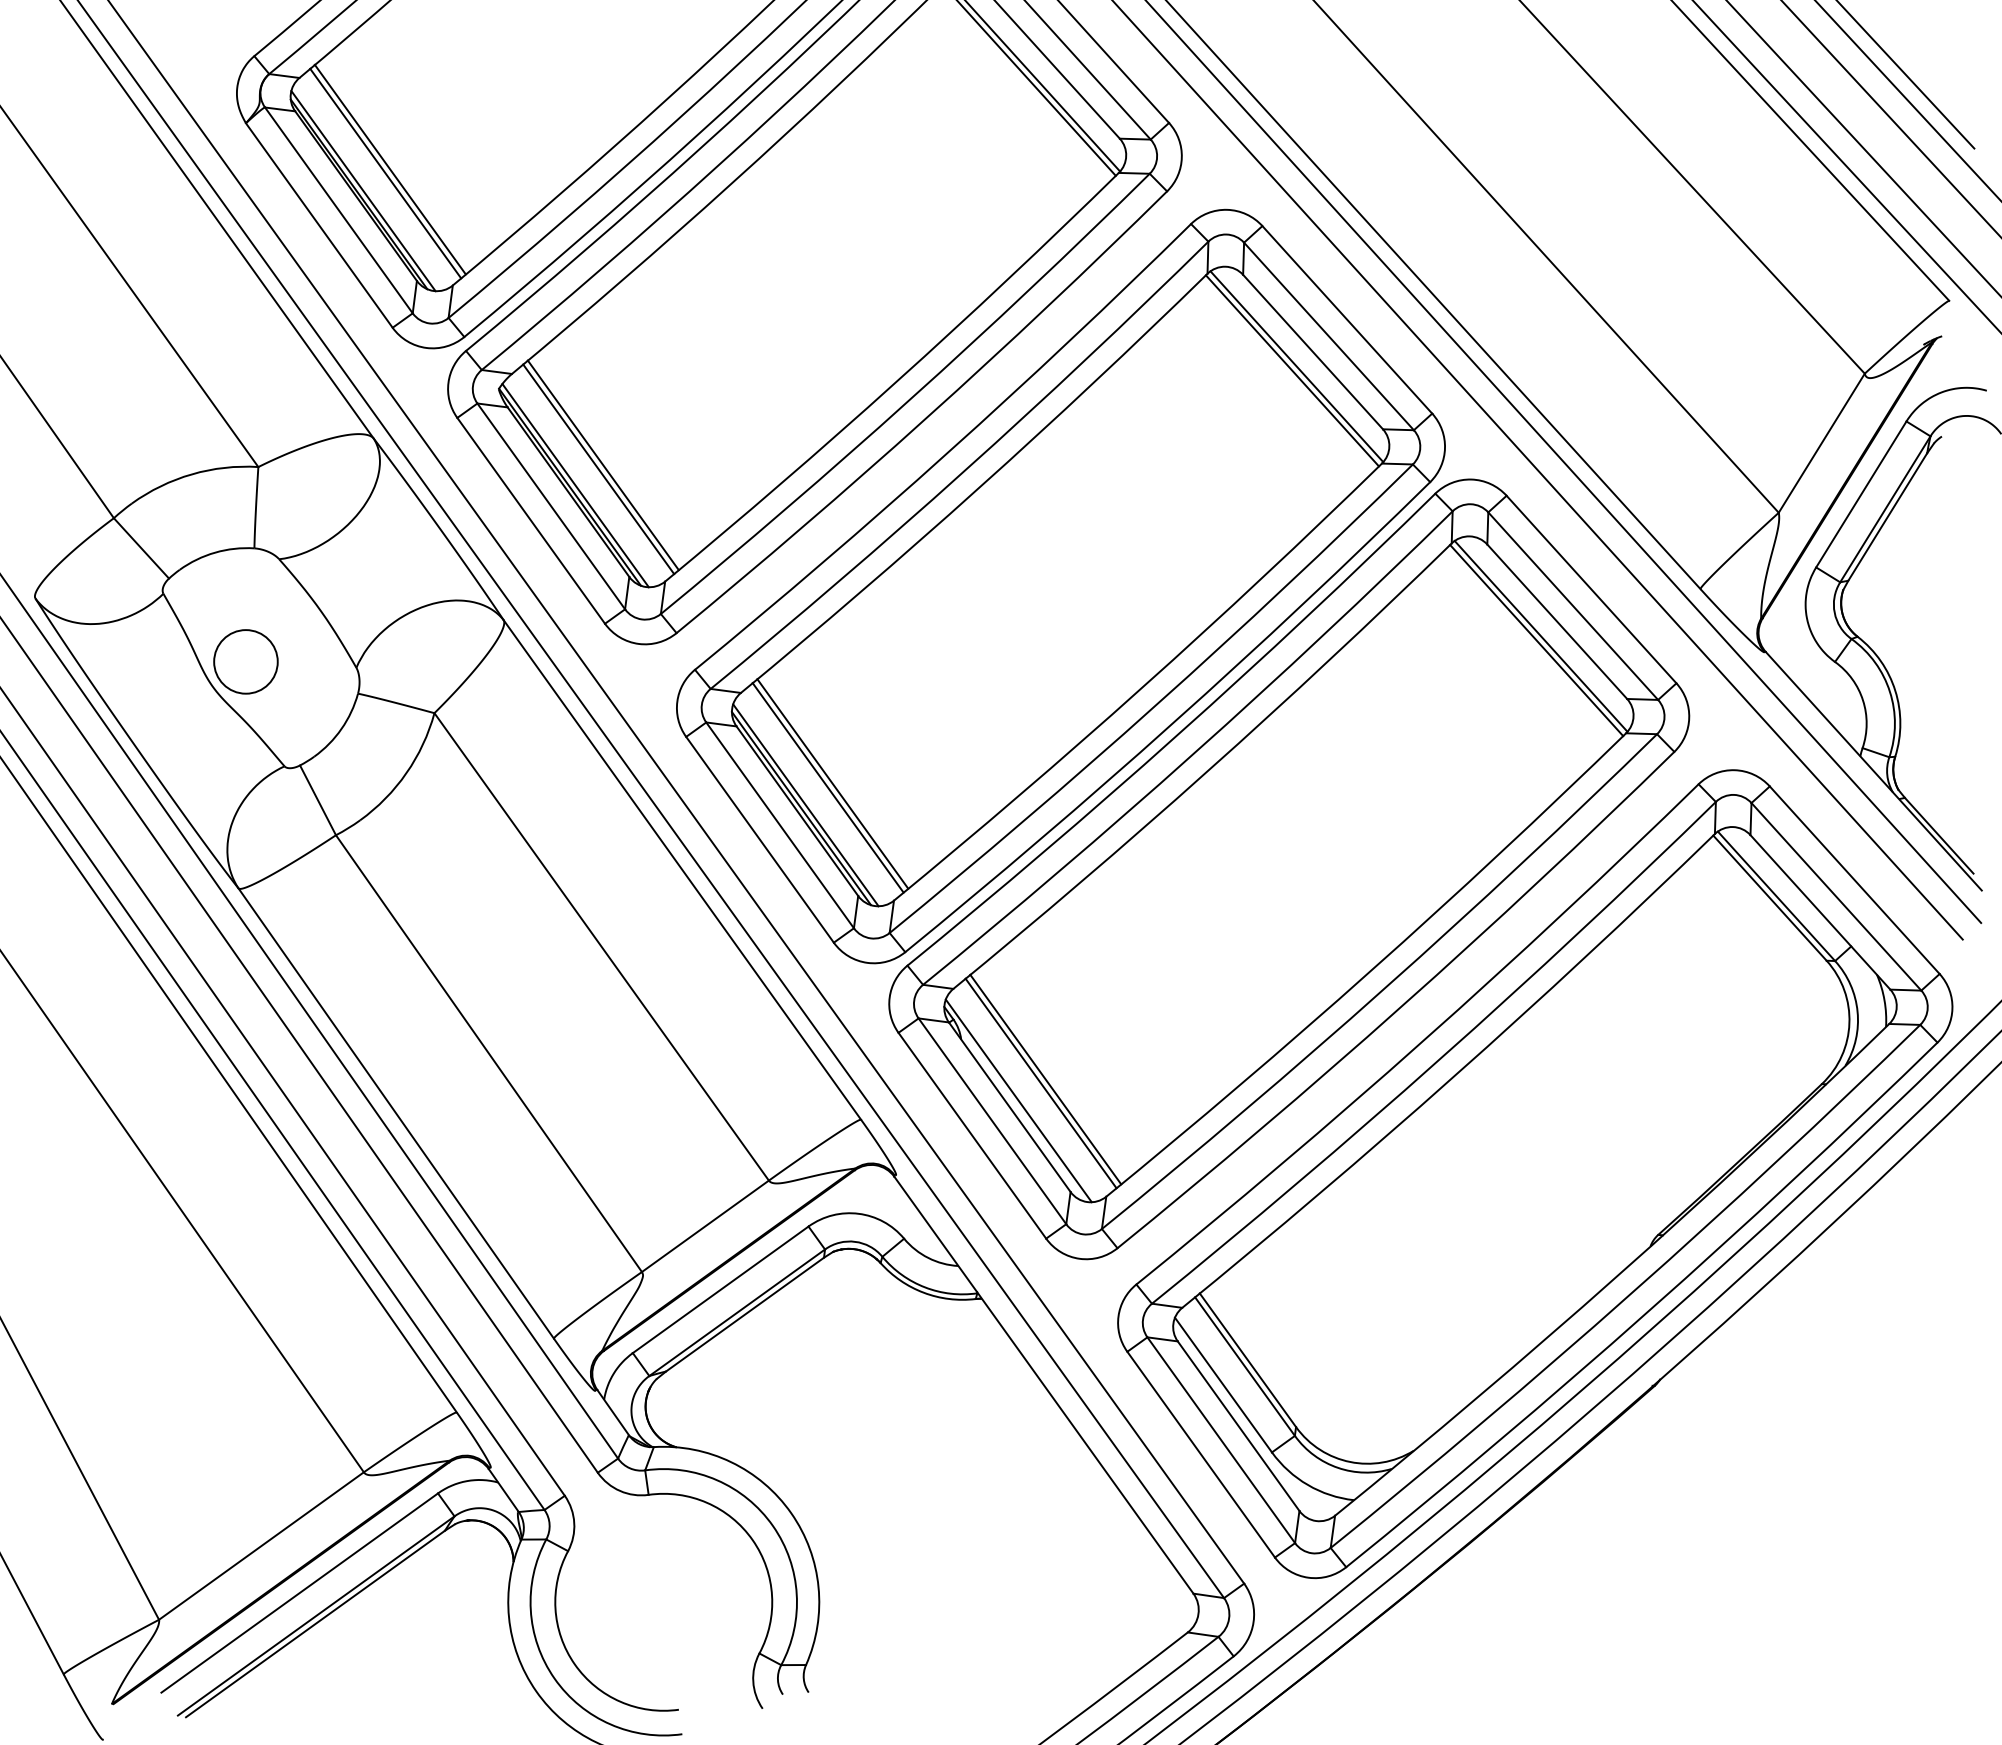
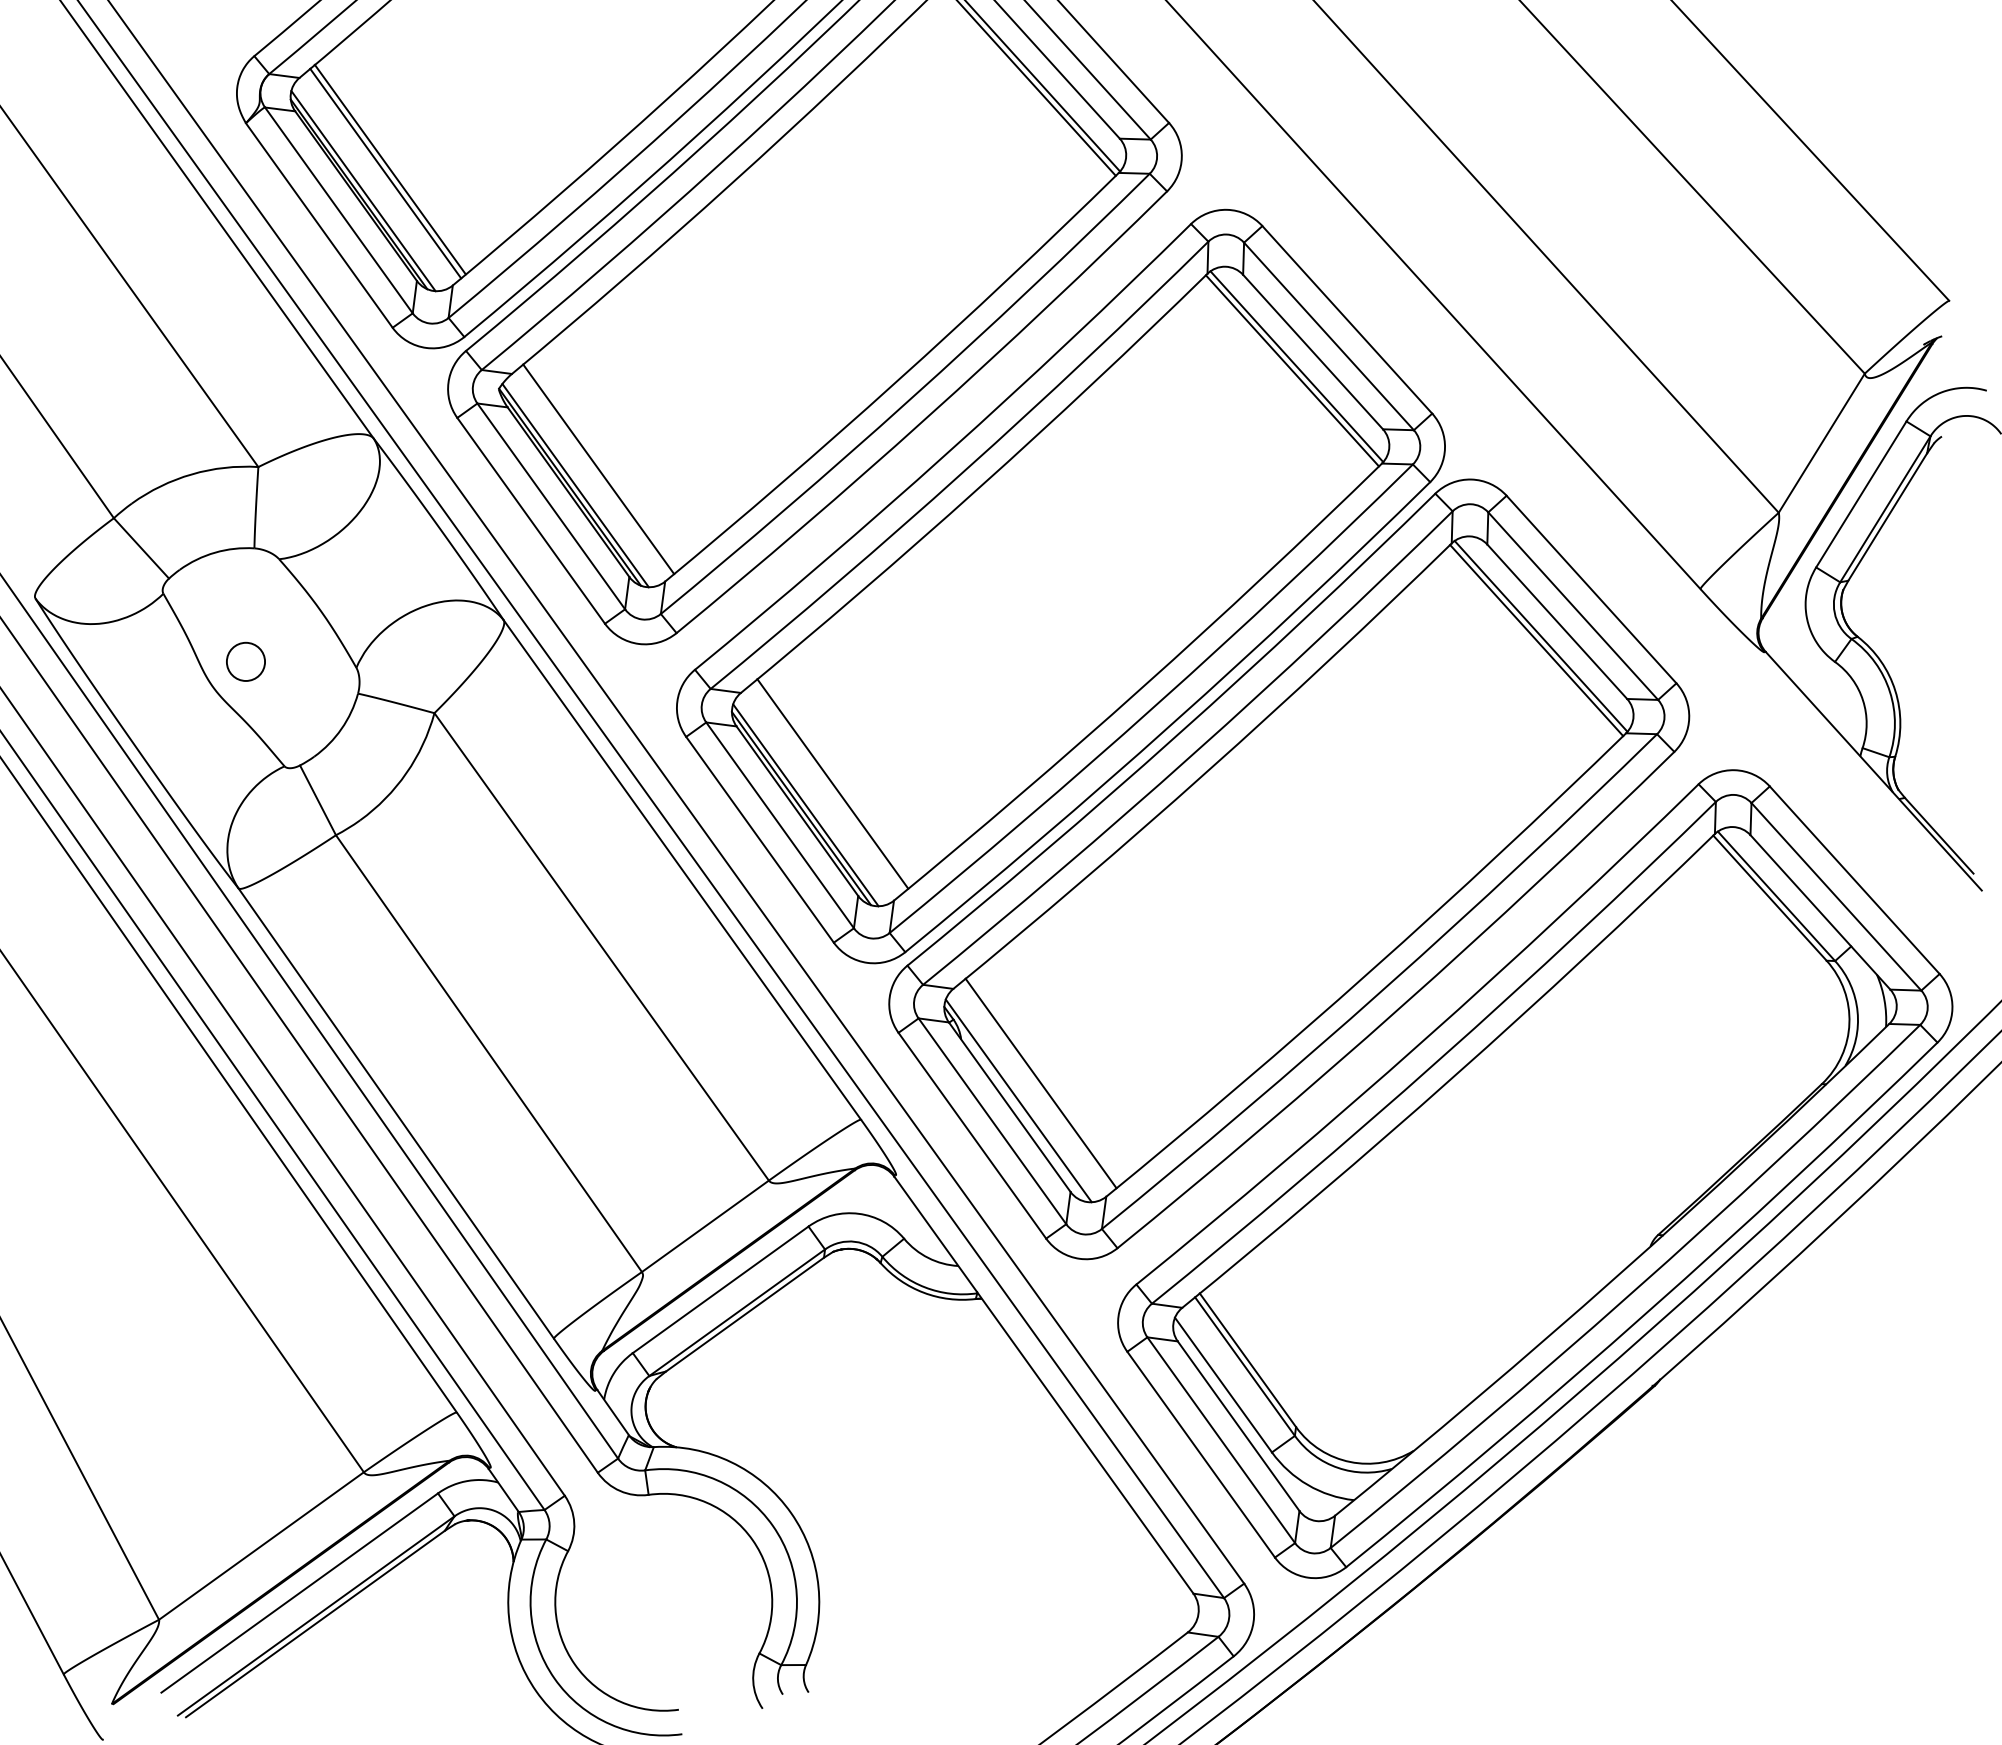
line: present -> none (1906, 75)
line: present -> none (1907, 100)
line: present -> none (1890, 118)
line: present -> none (1863, 148)
line: present -> none (1846, 166)
line: present -> none (1564, 462)
line: present -> none (602, 465)
line: present -> none (1538, 470)
circle diameter: 64 px -> 38 px (245, 661)
line: present -> none (827, 787)
line: present -> none (1045, 1079)
